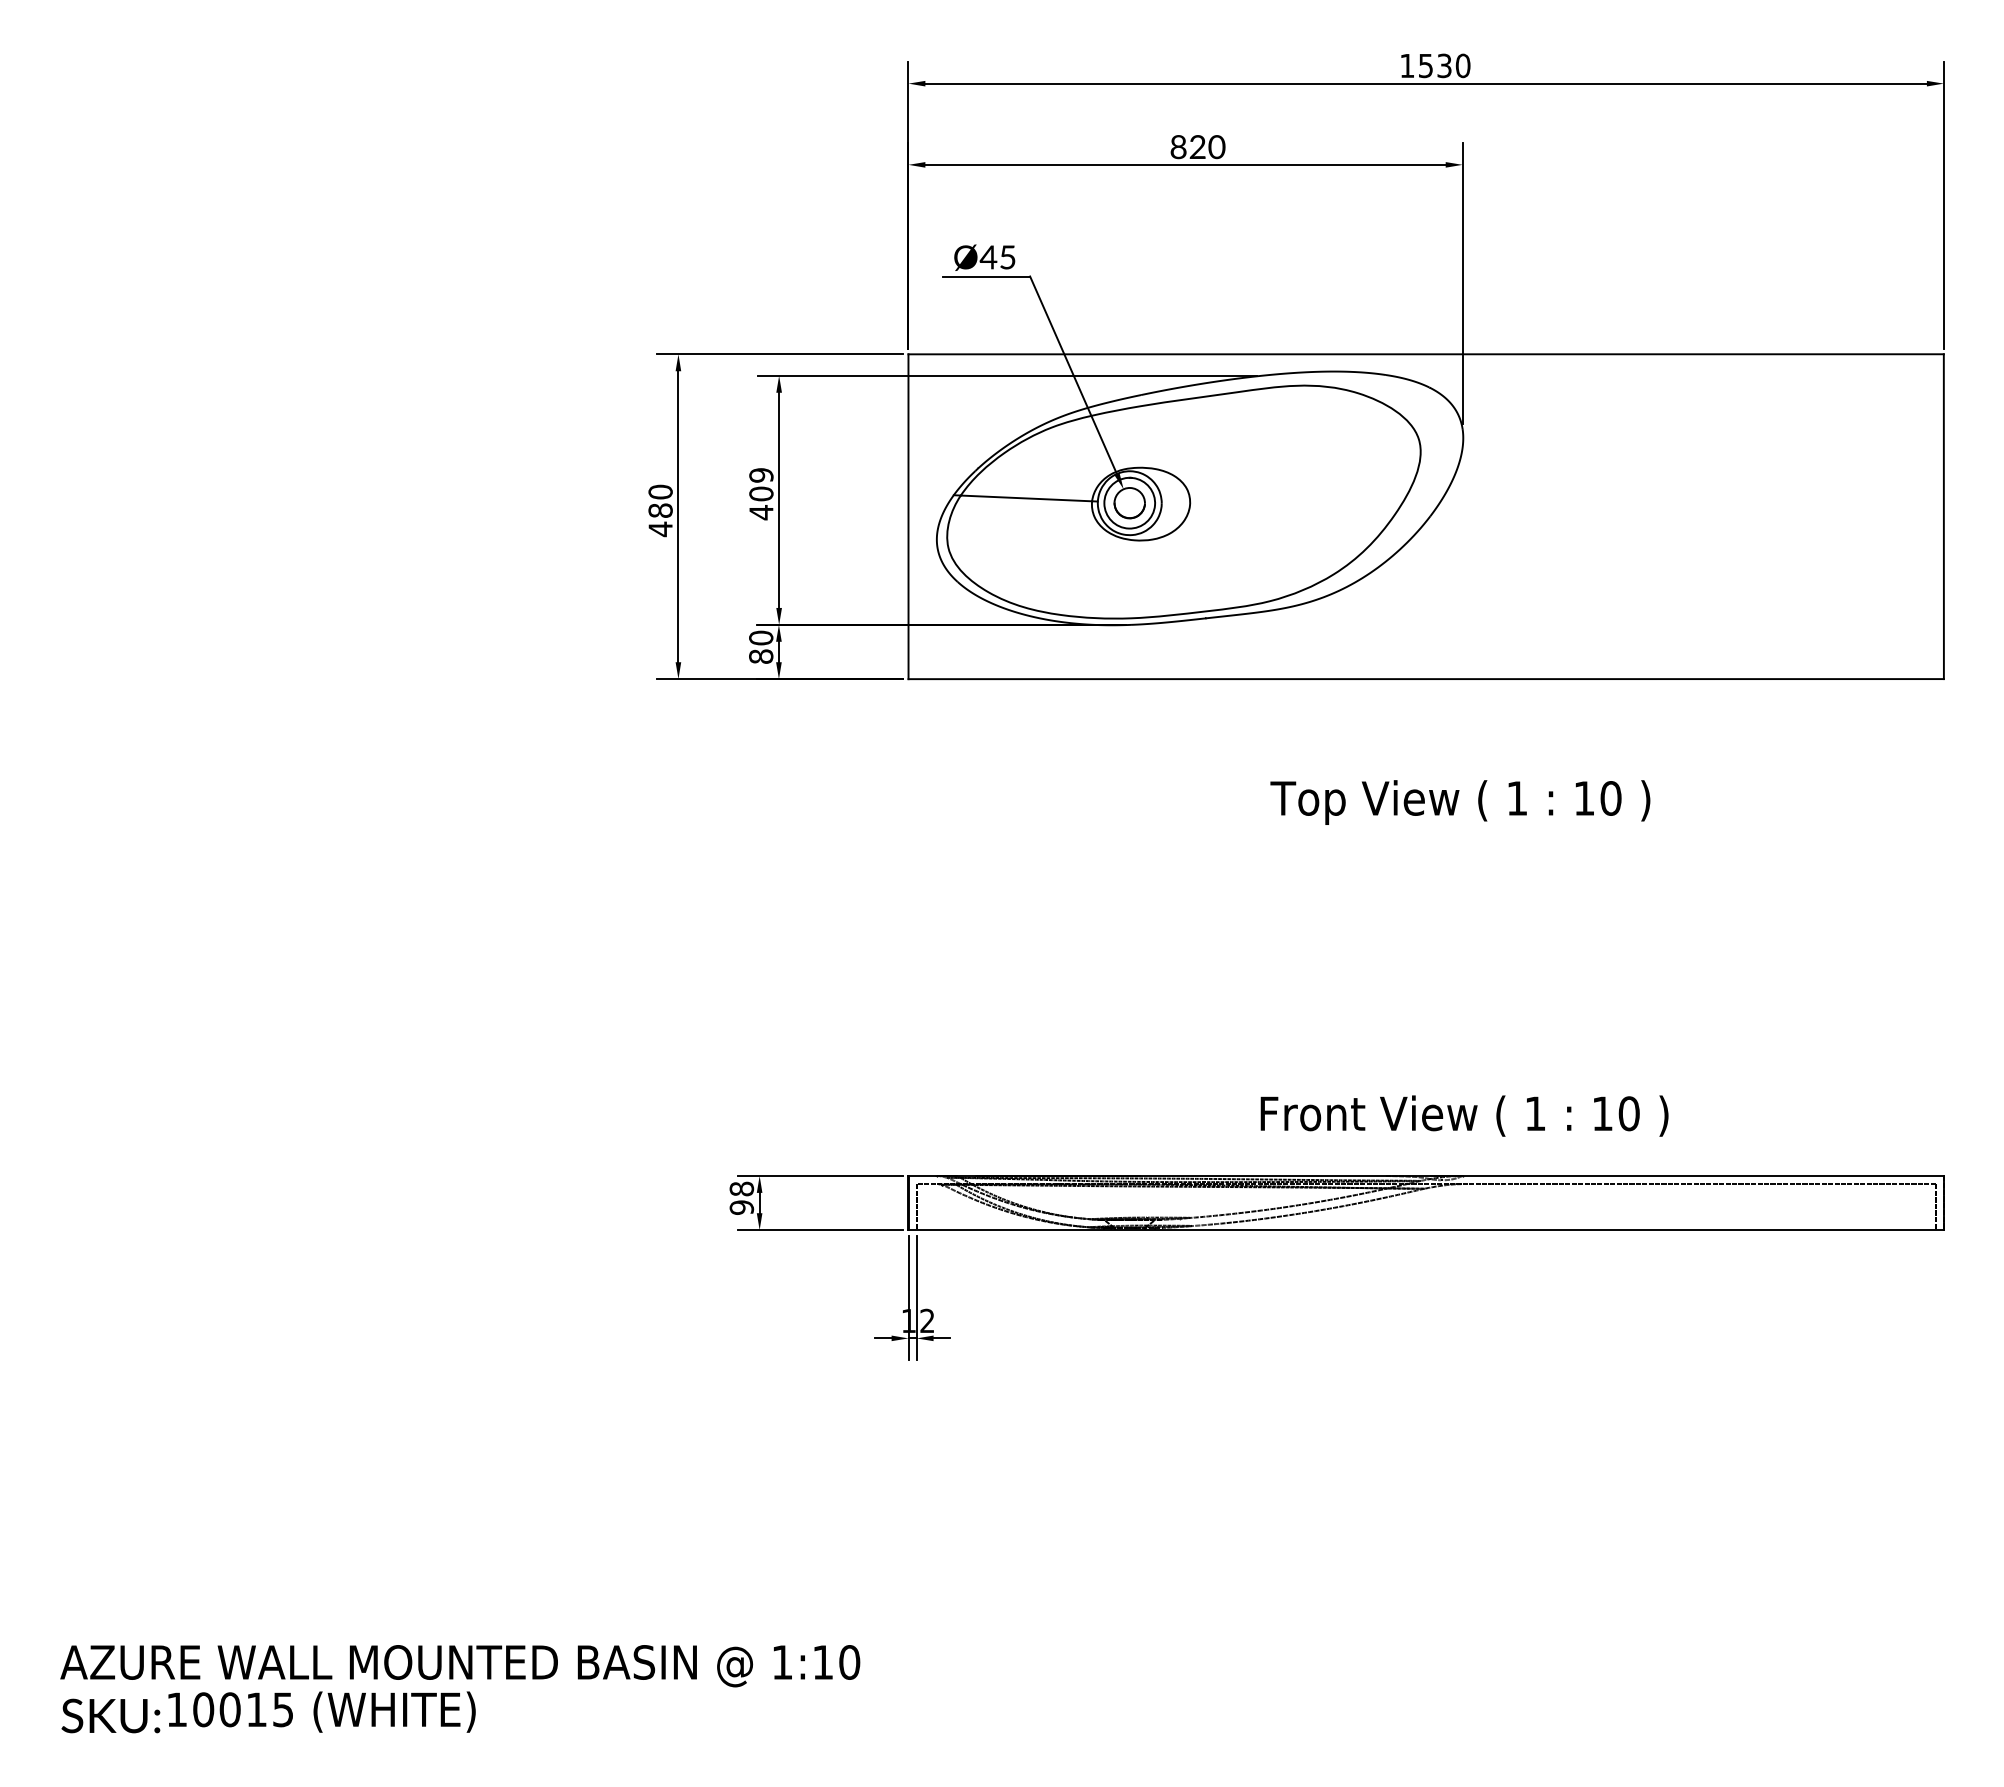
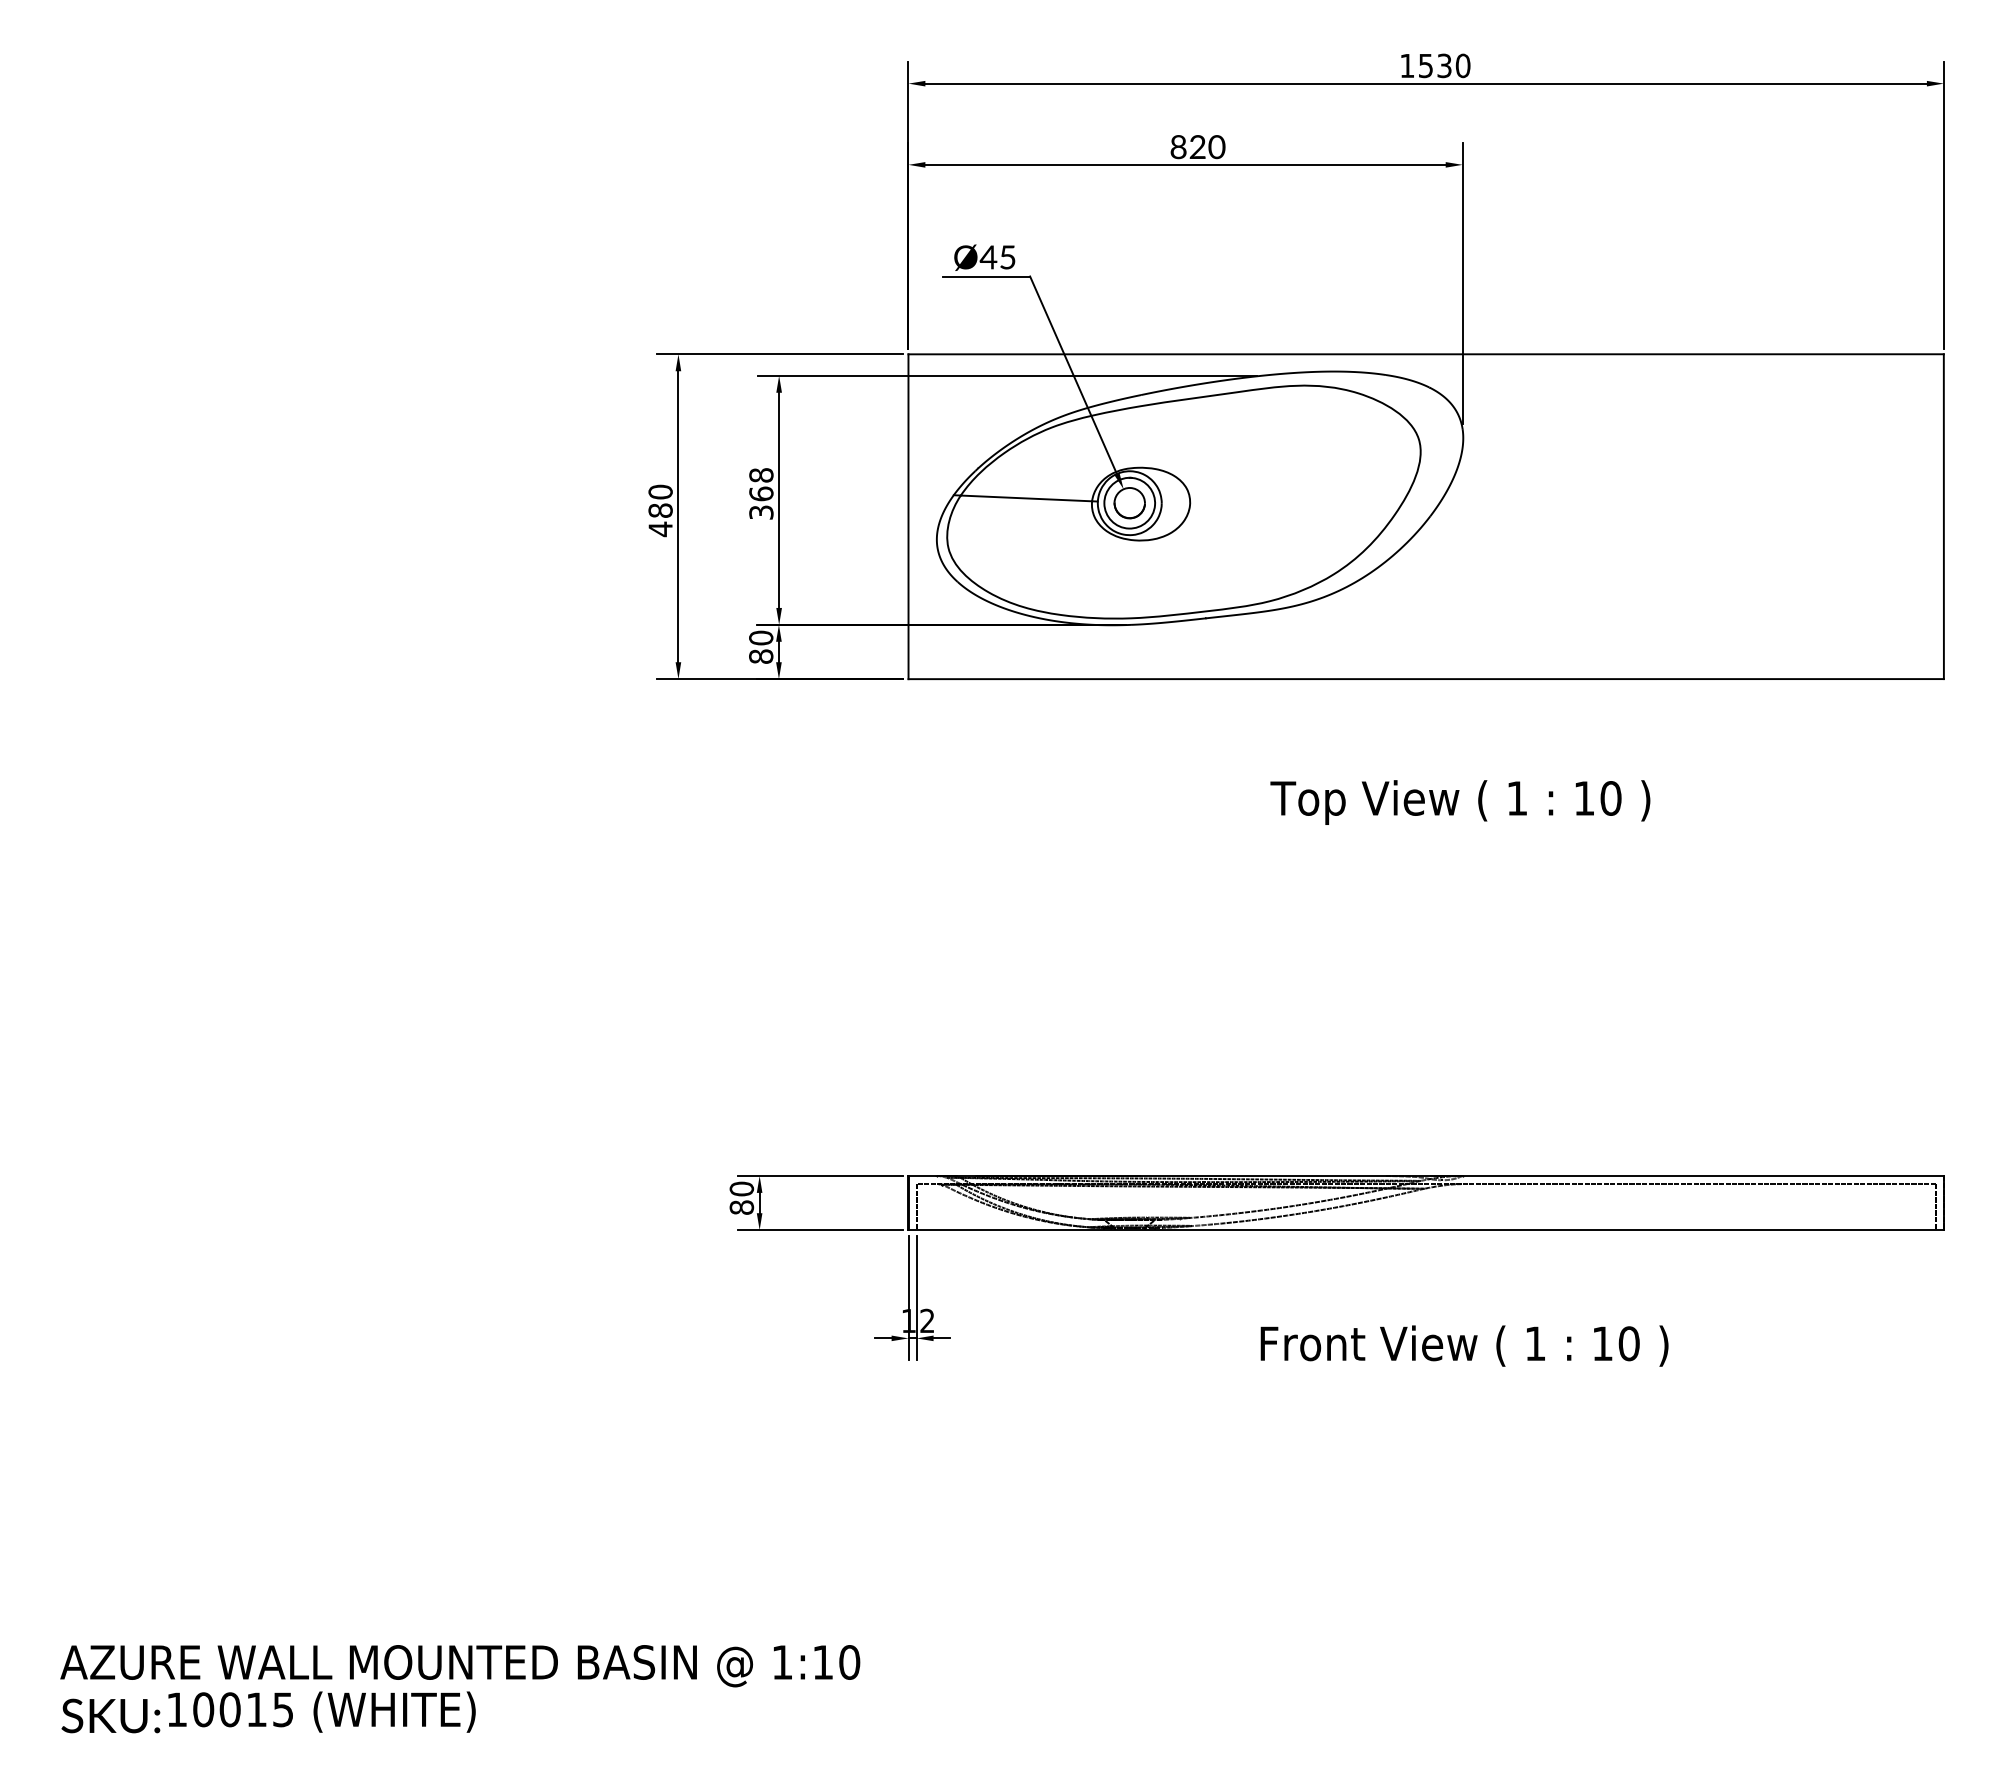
text: 409 -> 368 (761, 494)
text position: (1464, 1115) -> (1464, 1345) (1464, 1345)
text: 98 -> 80 (741, 1197)
